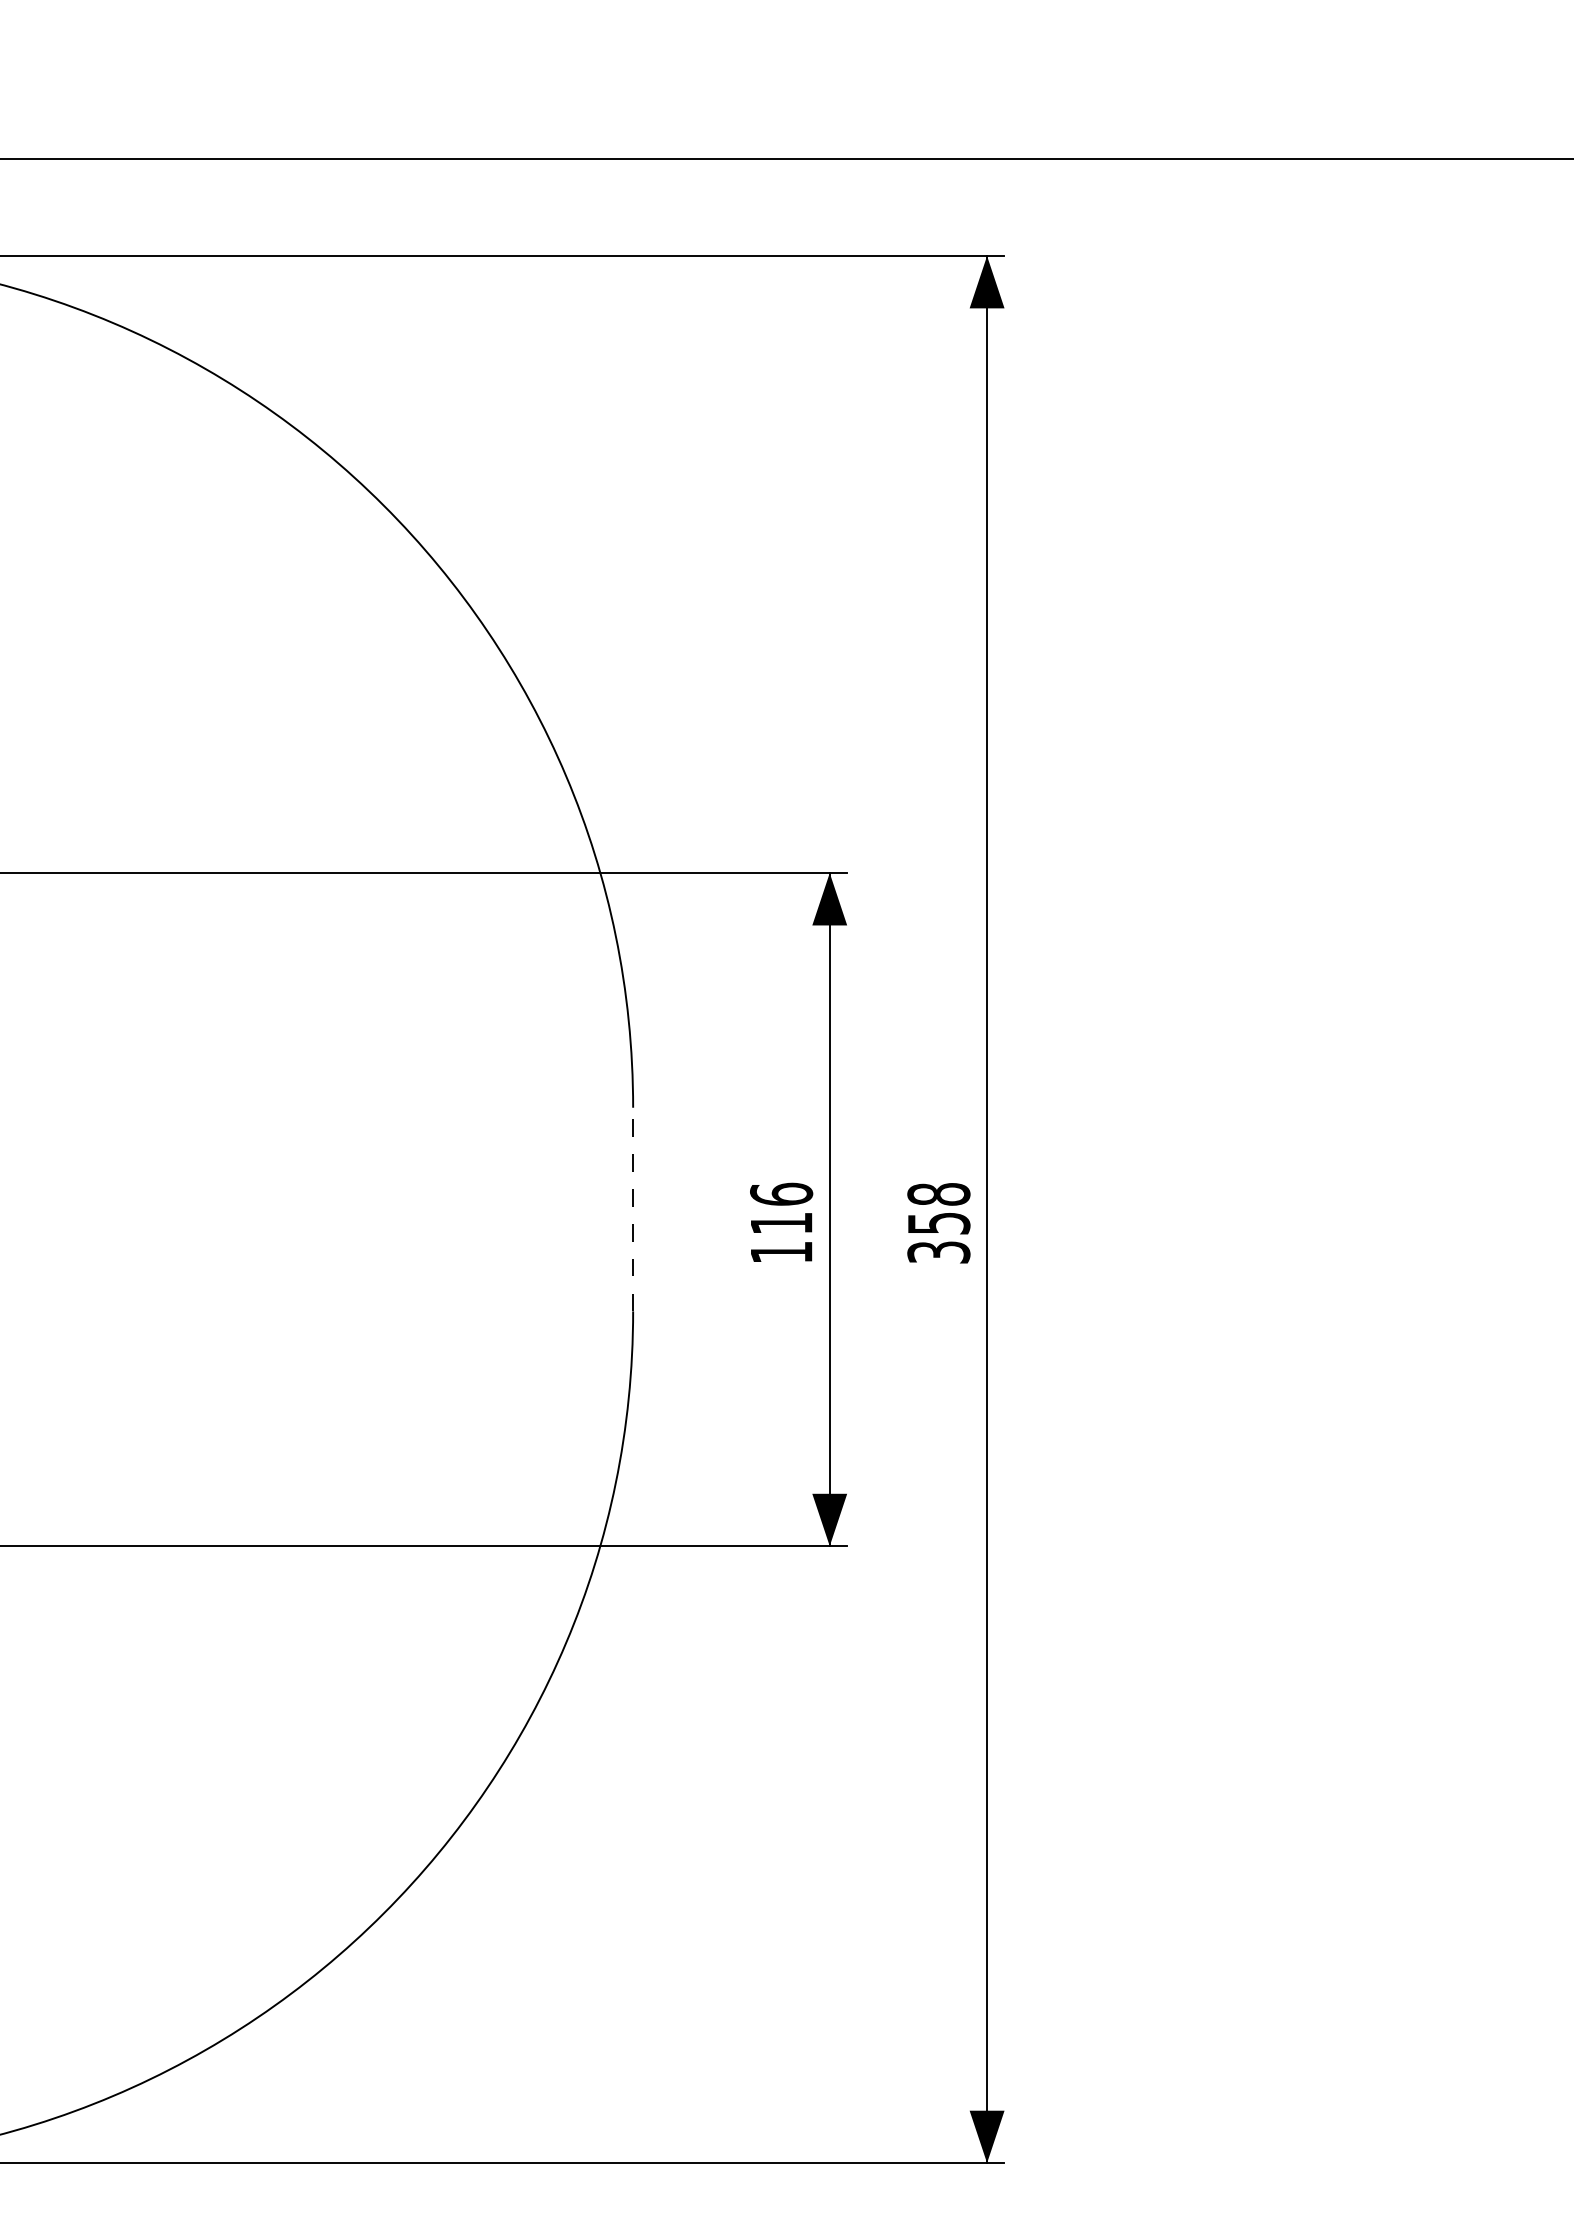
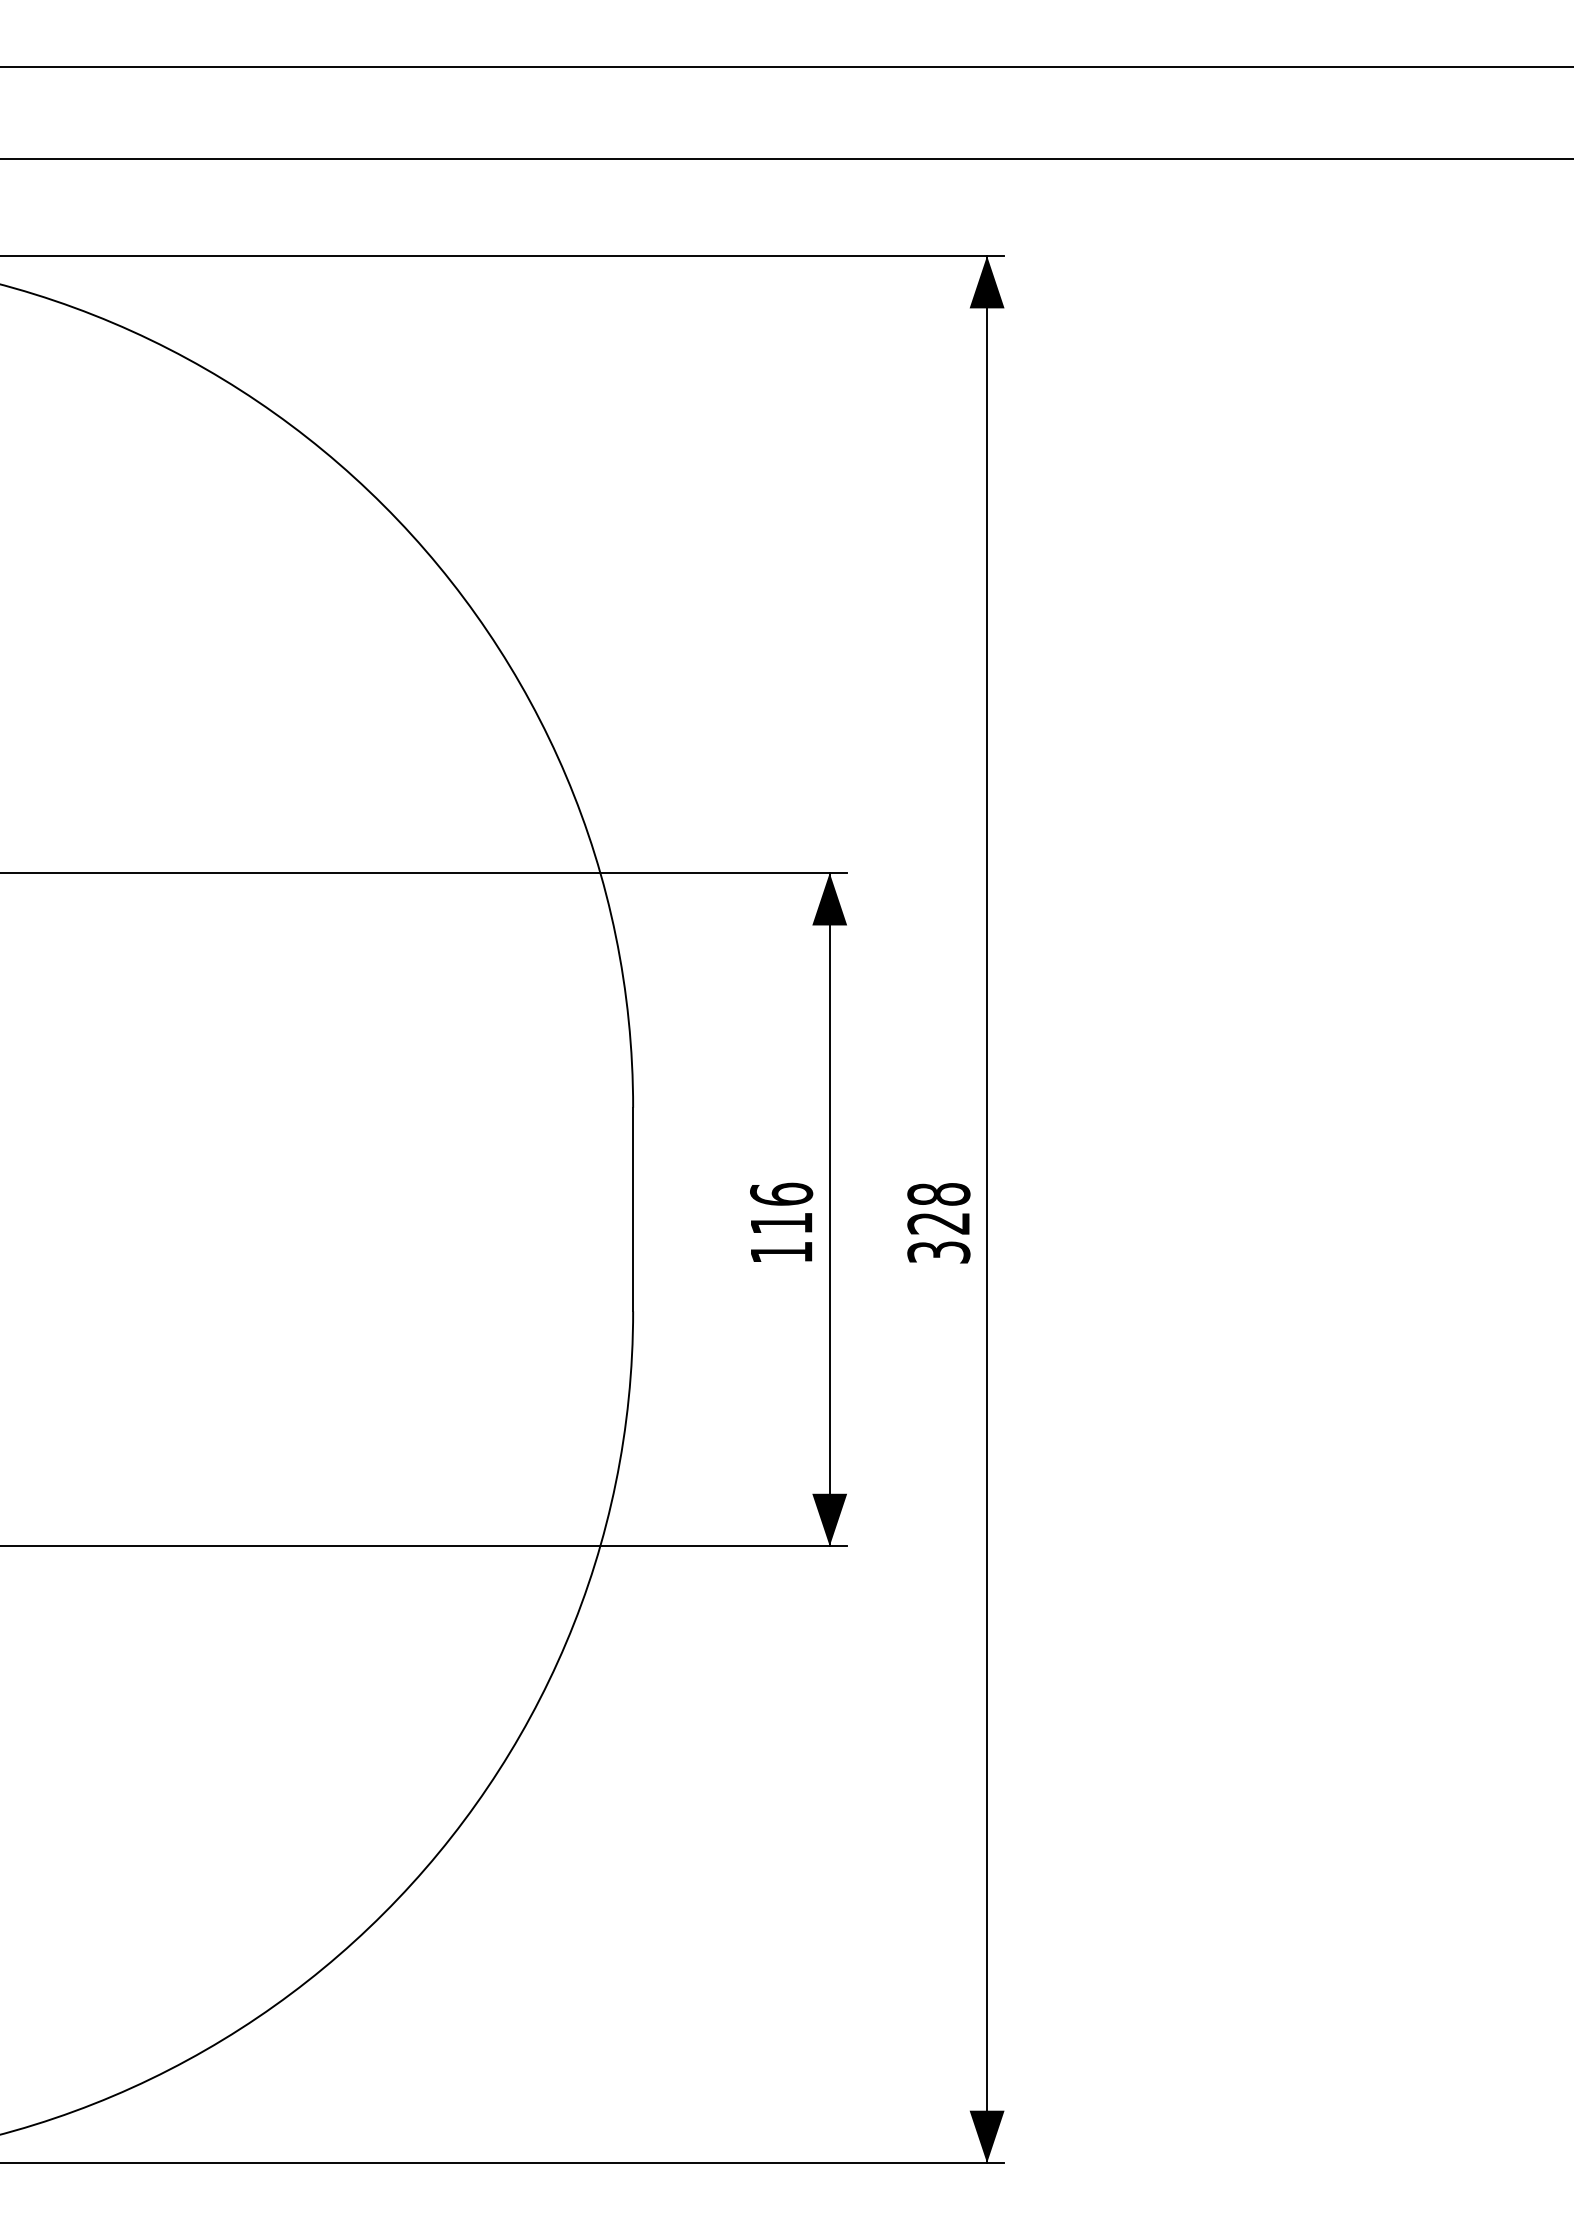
line: none -> present (786, 66)
line: dashed -> solid (632, 1209)
text: 358 -> 328 (938, 1223)
